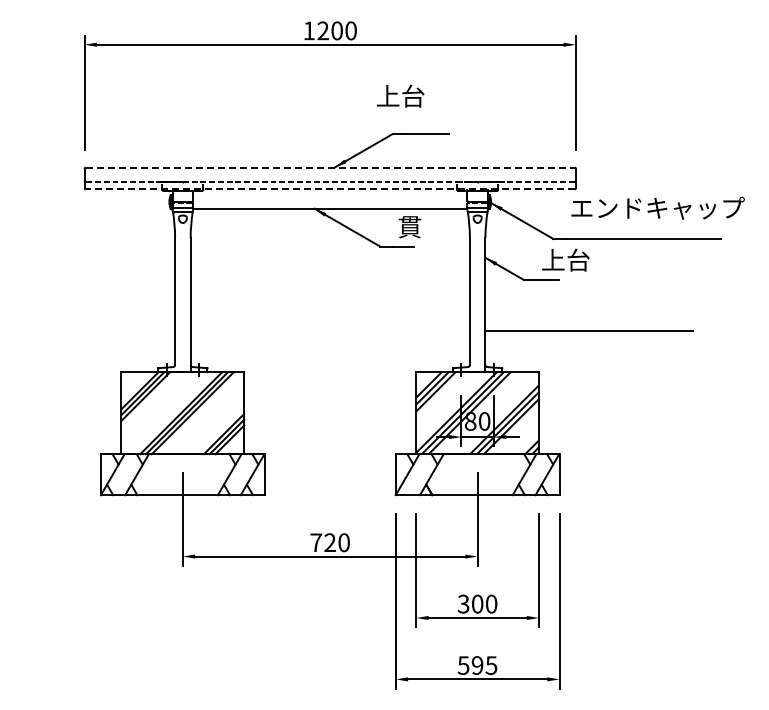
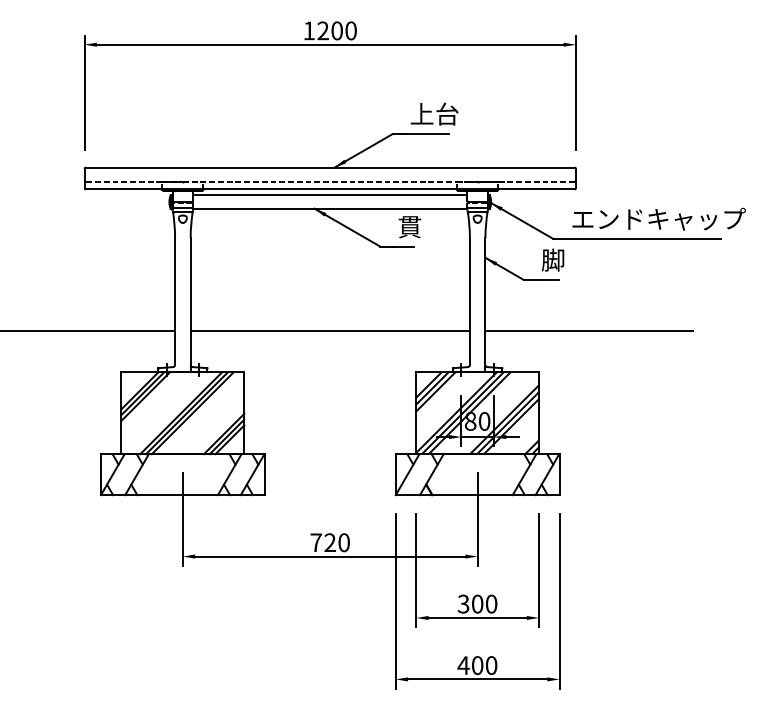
text position: (400, 95) -> (434, 113) (434, 113)
line: dashed -> solid (330, 167)
line: dashed -> solid (329, 189)
line: none -> present (330, 195)
text position: (657, 207) -> (658, 218) (658, 218)
text: 上台 -> 脚 (565, 259)
line: none -> present (88, 331)
line: none -> present (330, 331)
text: 595 -> 400 (477, 665)
